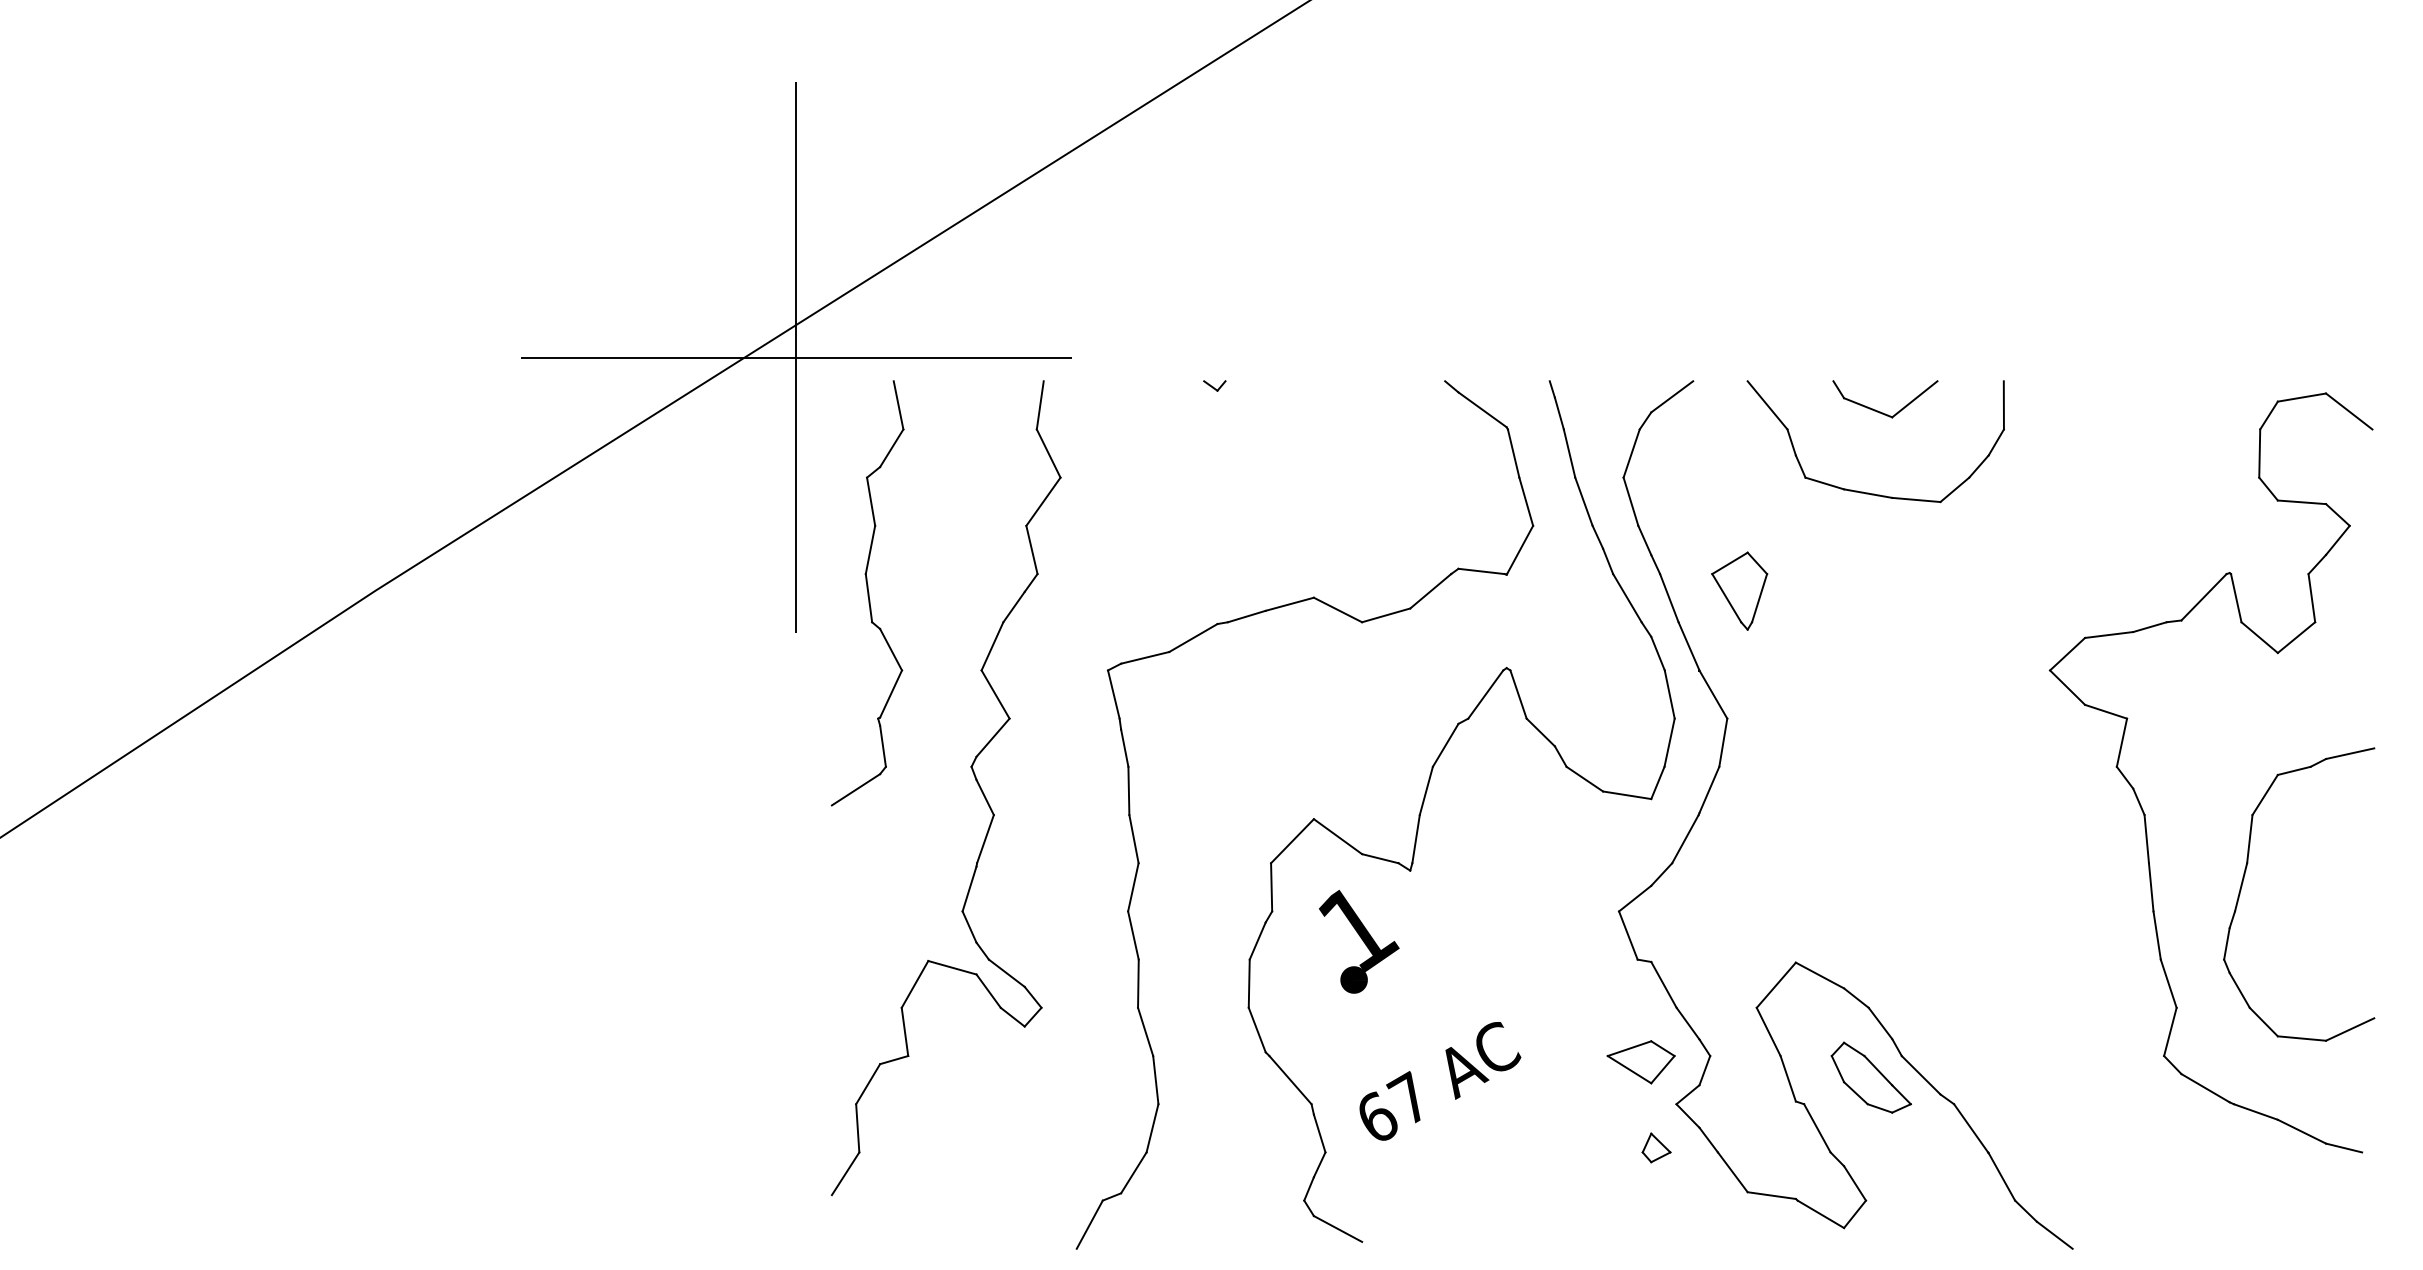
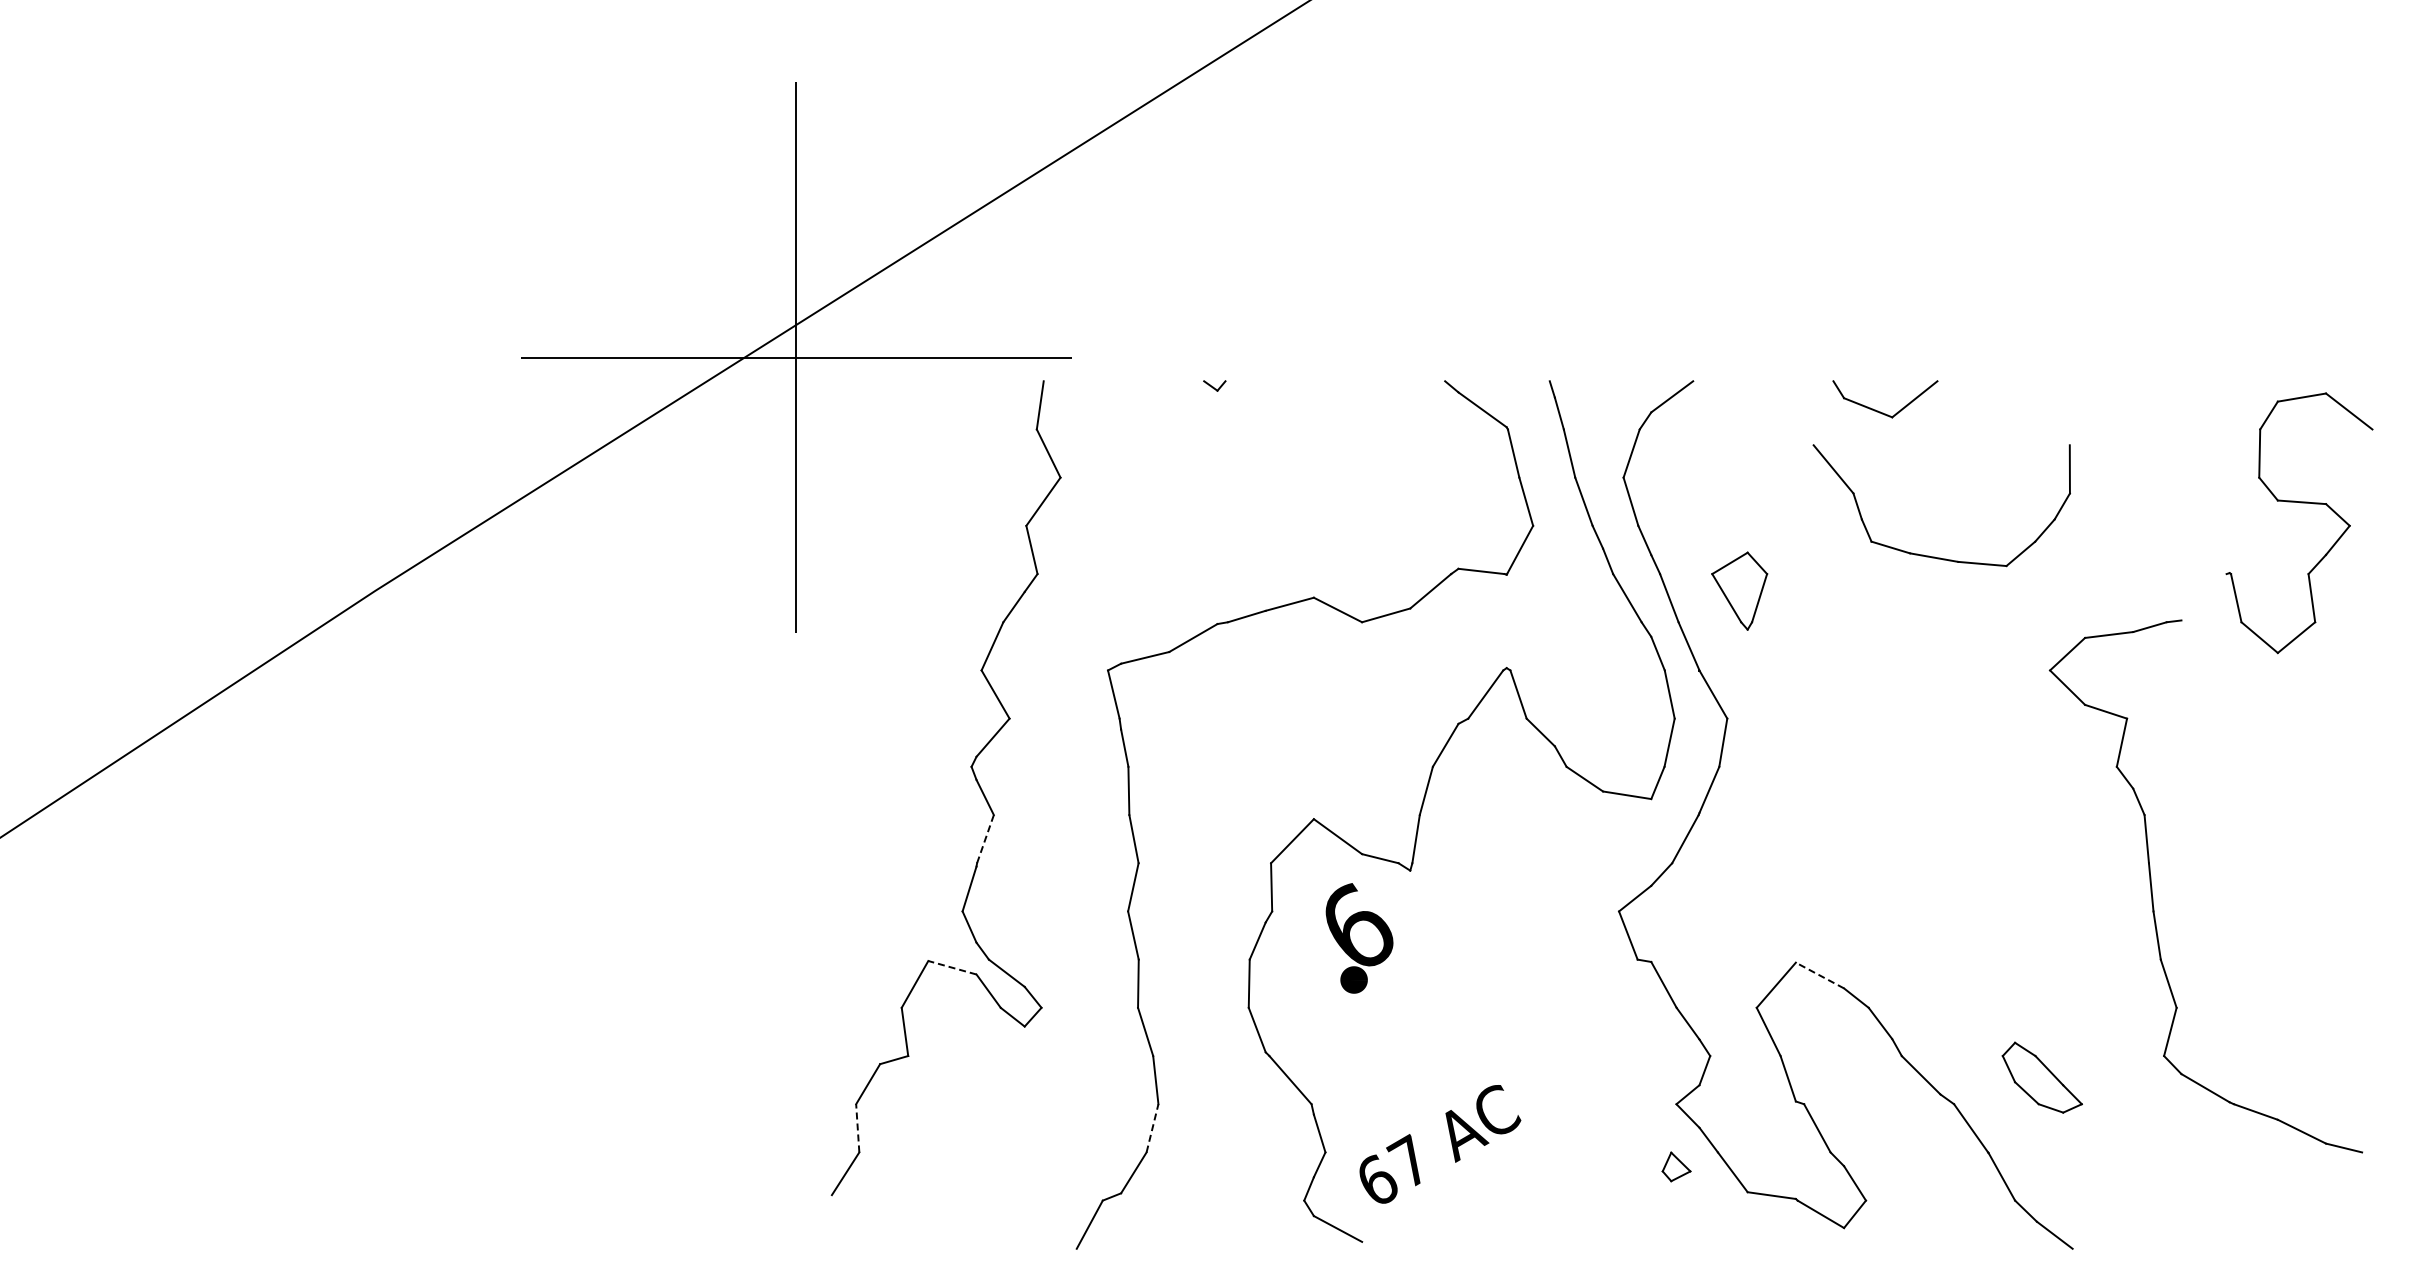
part position: (1863, 491) -> (1929, 555) (1929, 555)
part: present -> none (867, 593)
line: present -> none (2203, 597)
line: solid -> dashed (985, 839)
part: present -> none (2243, 882)
text: 1 -> 6 (1358, 927)
line: solid -> dashed (951, 967)
line: solid -> dashed (1819, 975)
part: present -> none (1640, 1062)
part position: (1870, 1077) -> (2041, 1077) (2041, 1077)
text position: (1440, 1081) -> (1440, 1144) (1440, 1144)
line: solid -> dashed (857, 1127)
line: solid -> dashed (1152, 1128)
part position: (1656, 1147) -> (1676, 1166) (1676, 1166)
